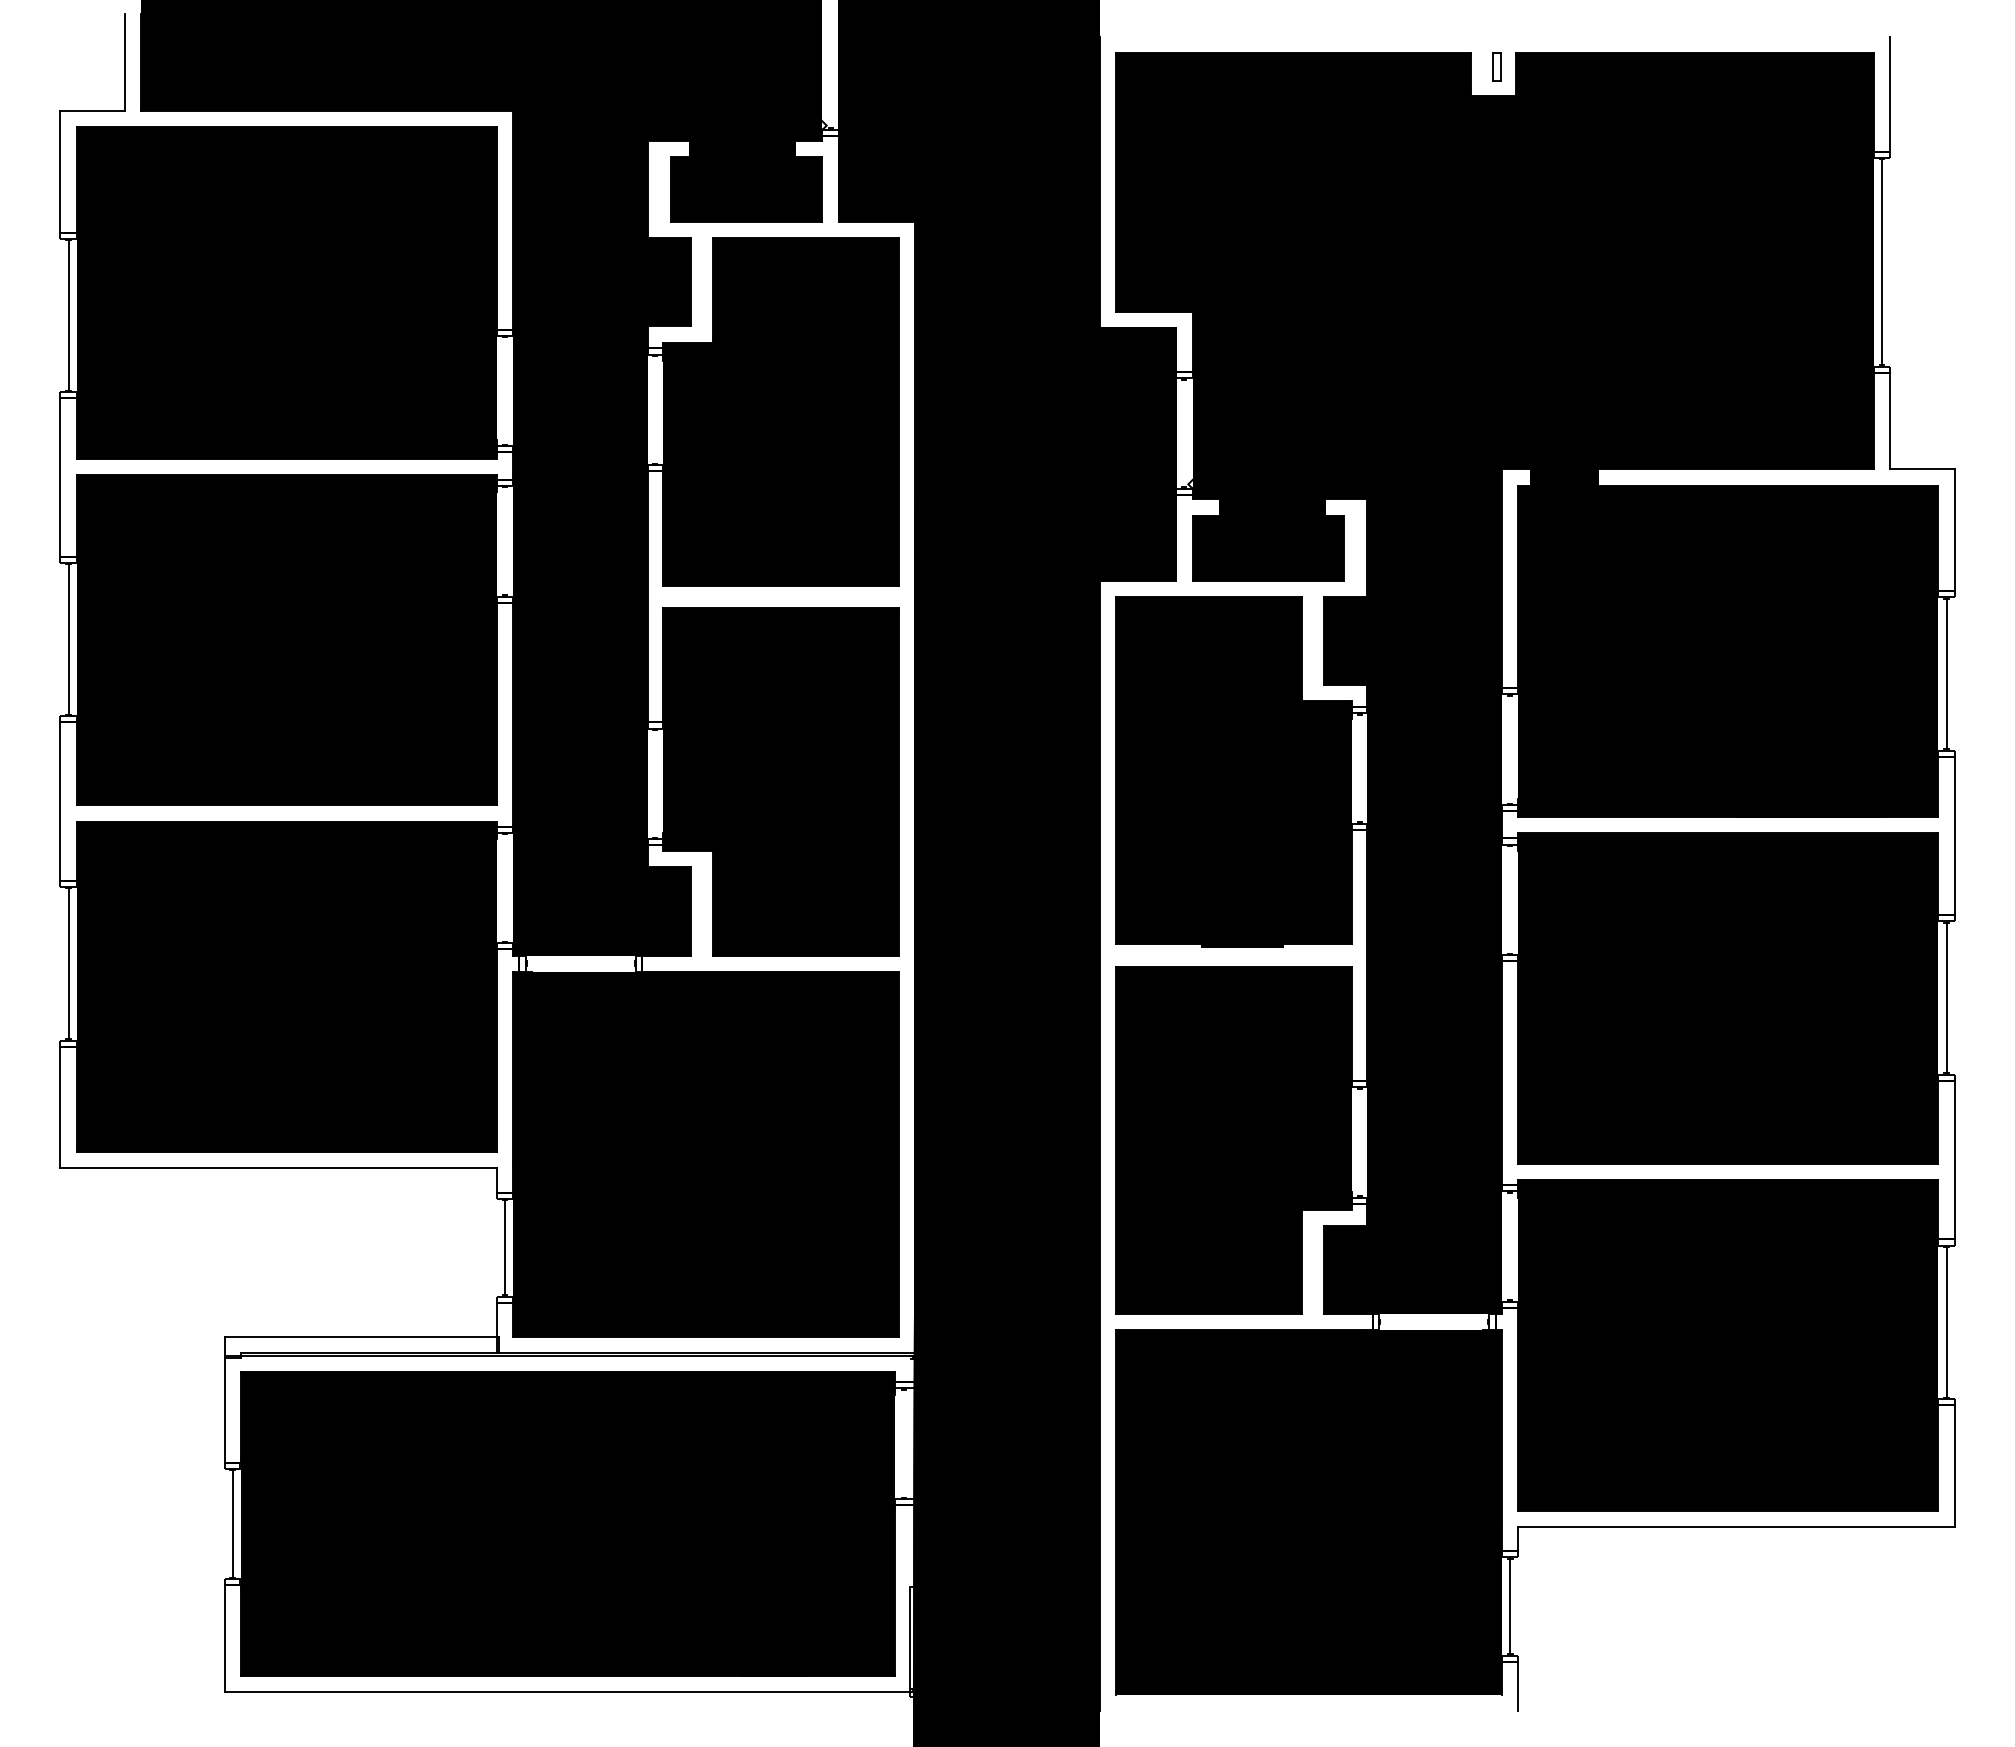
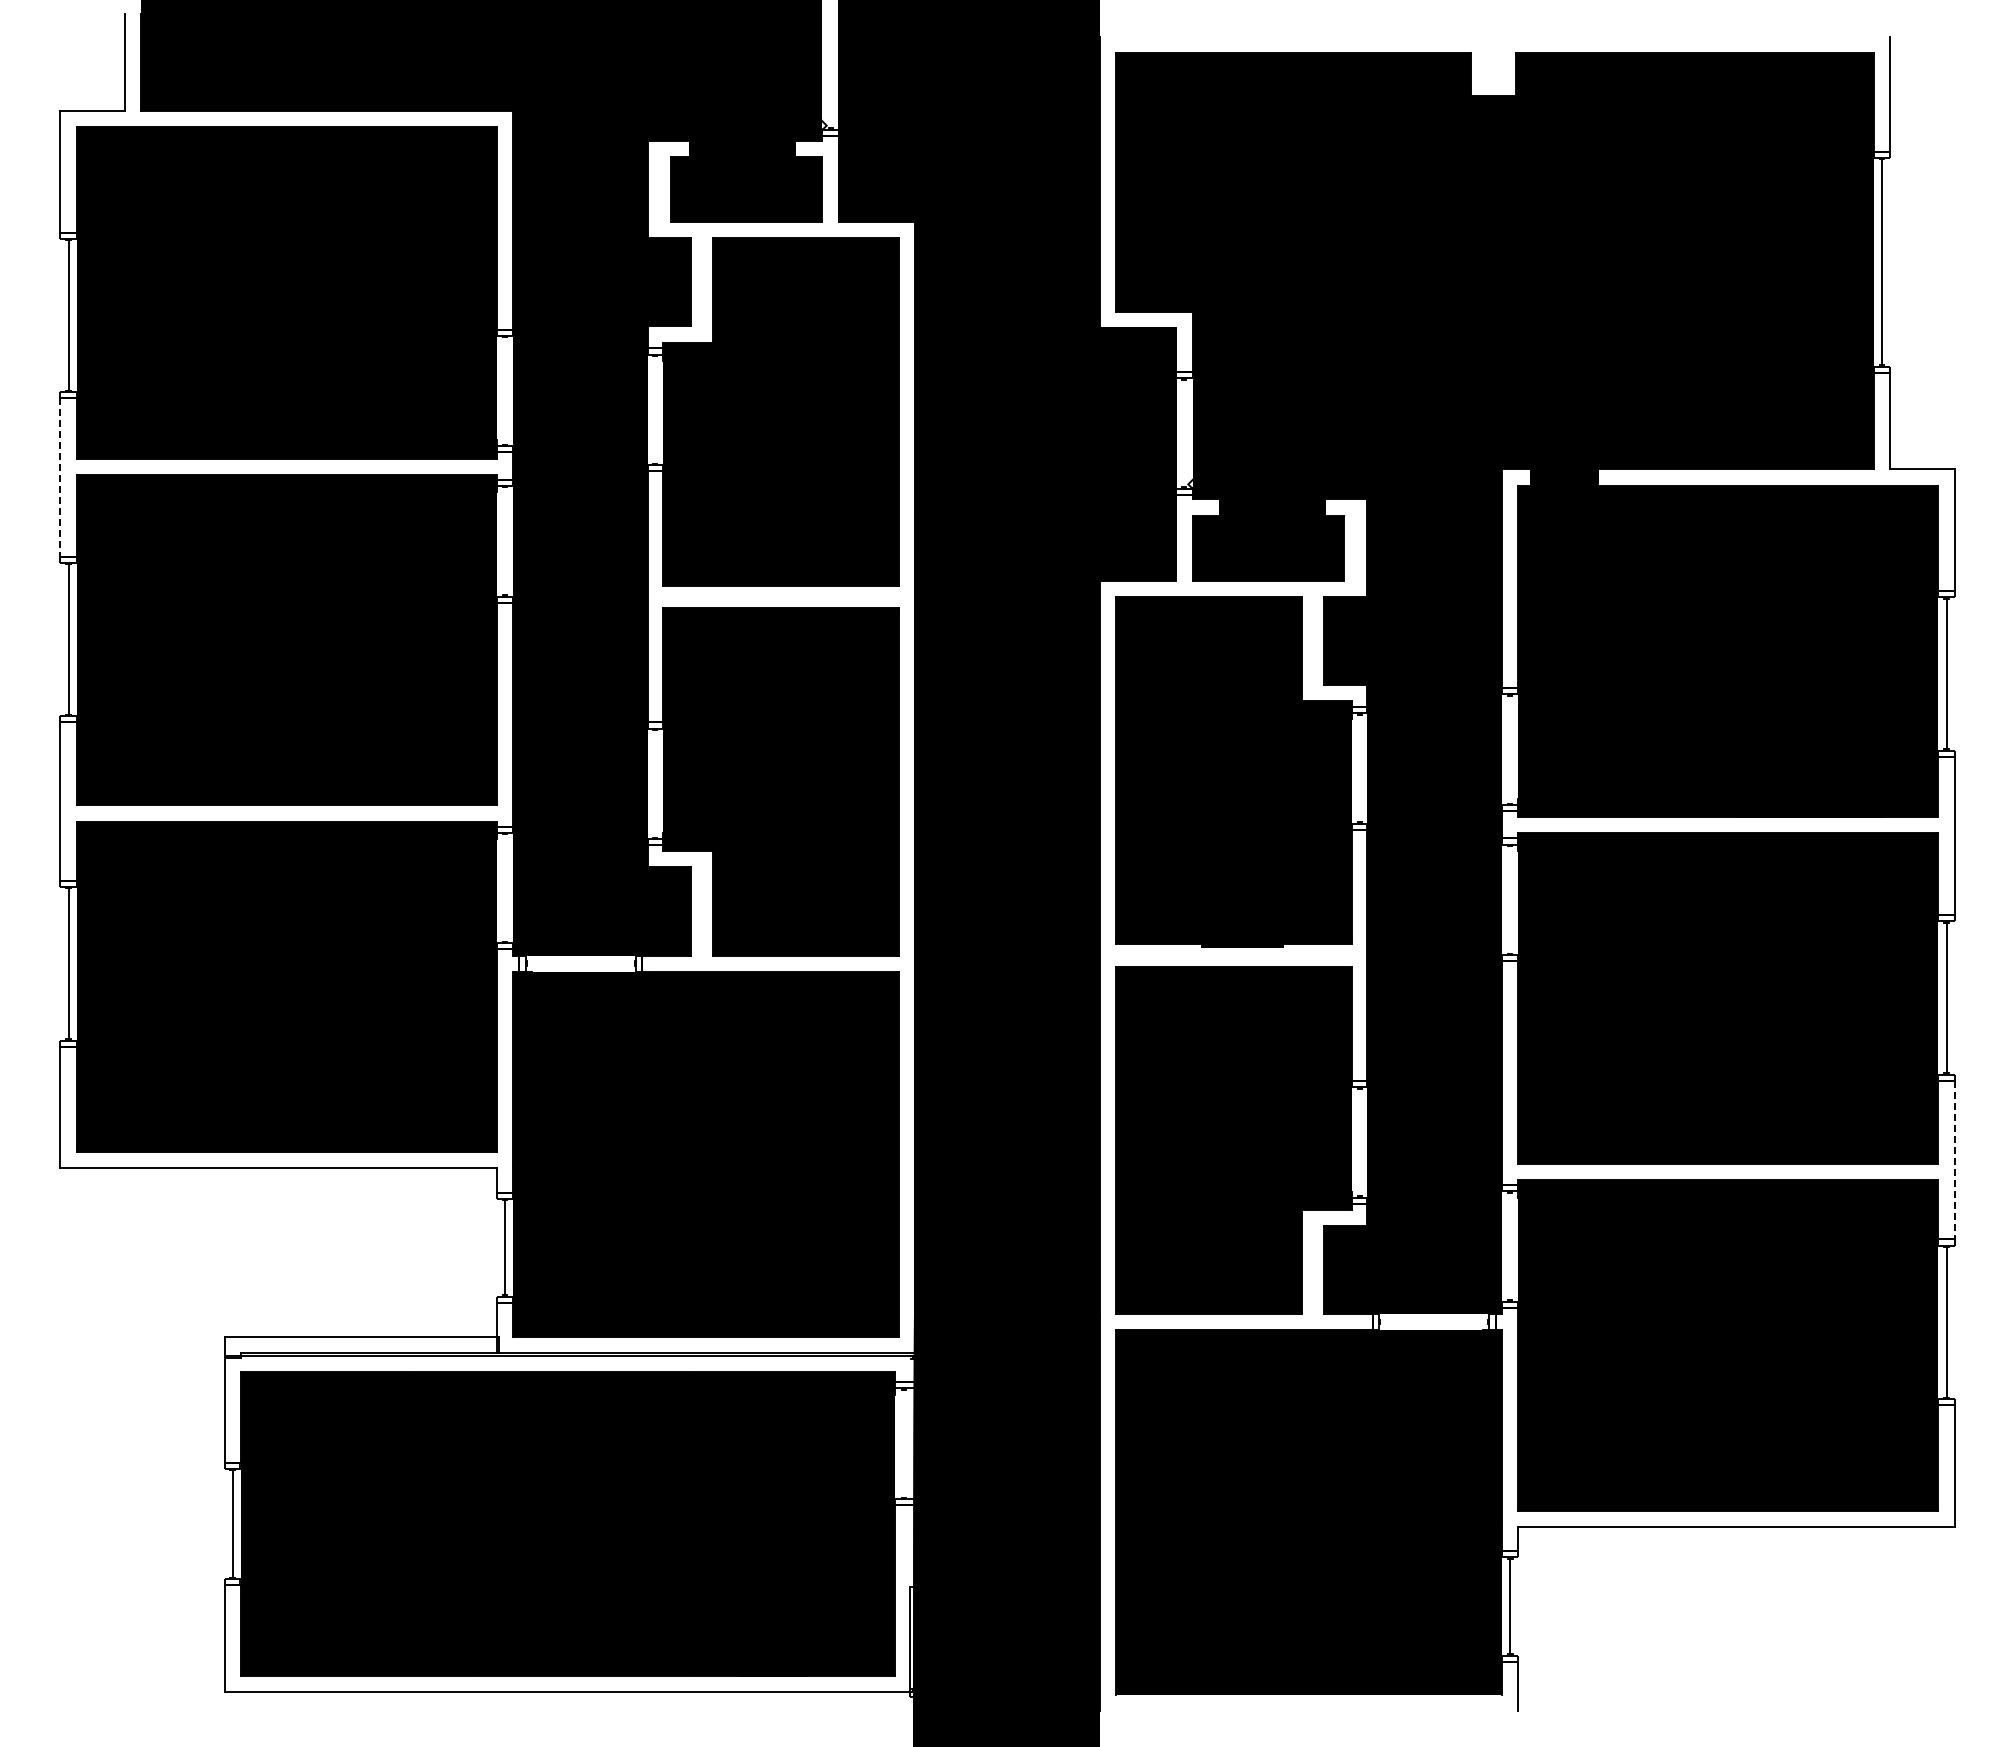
part: present -> none (1496, 66)
line: solid -> dashed (60, 478)
line: solid -> dashed (1954, 1160)
